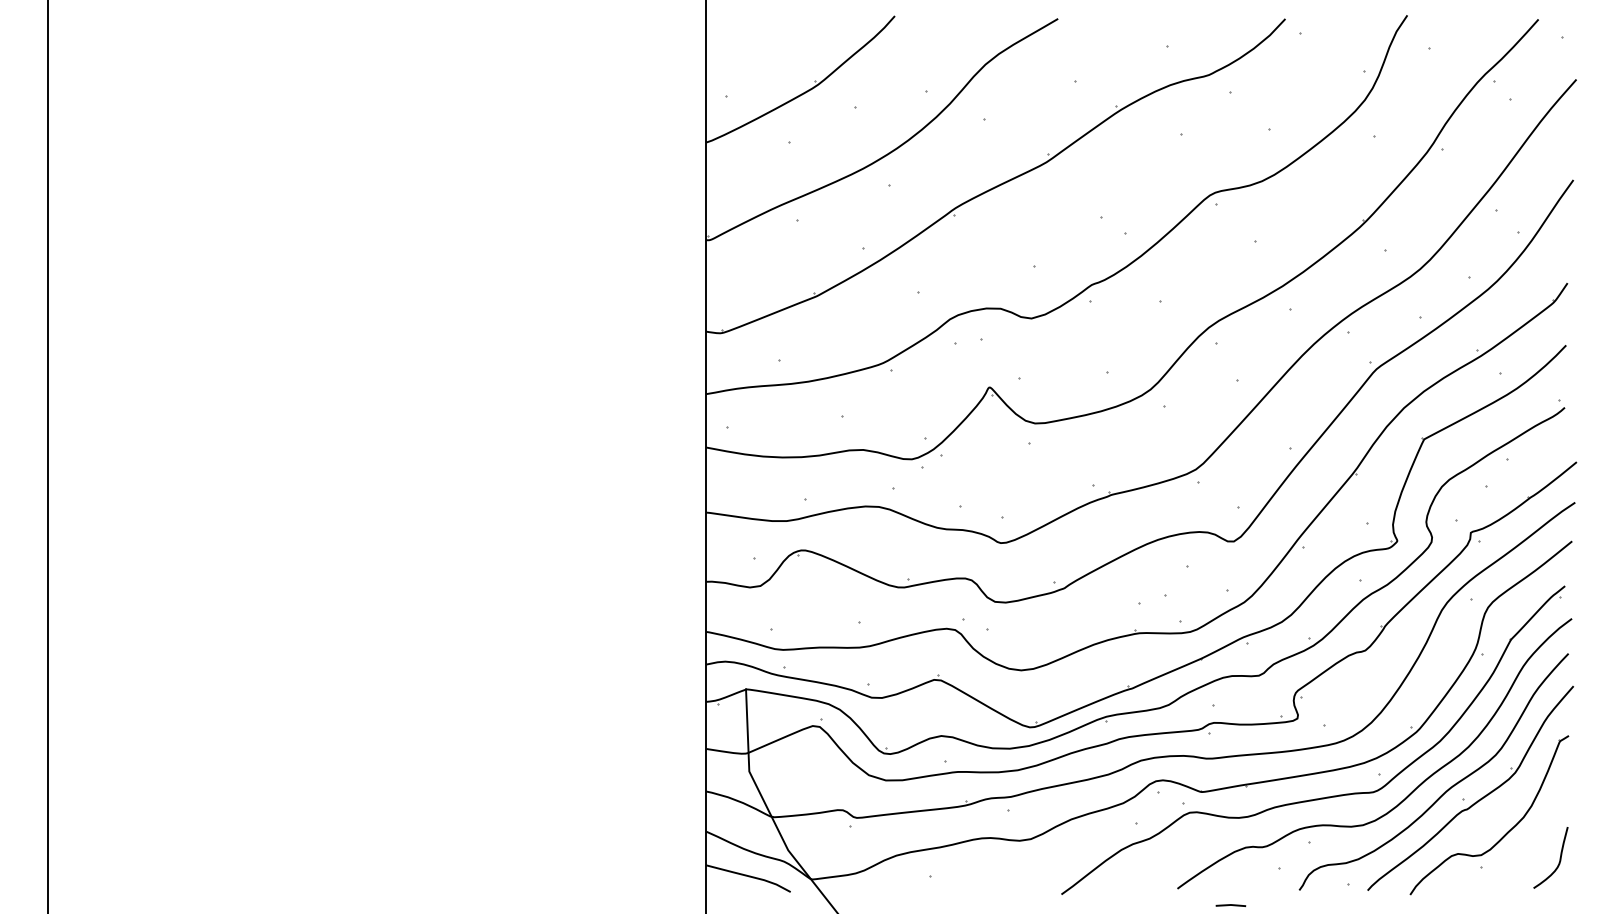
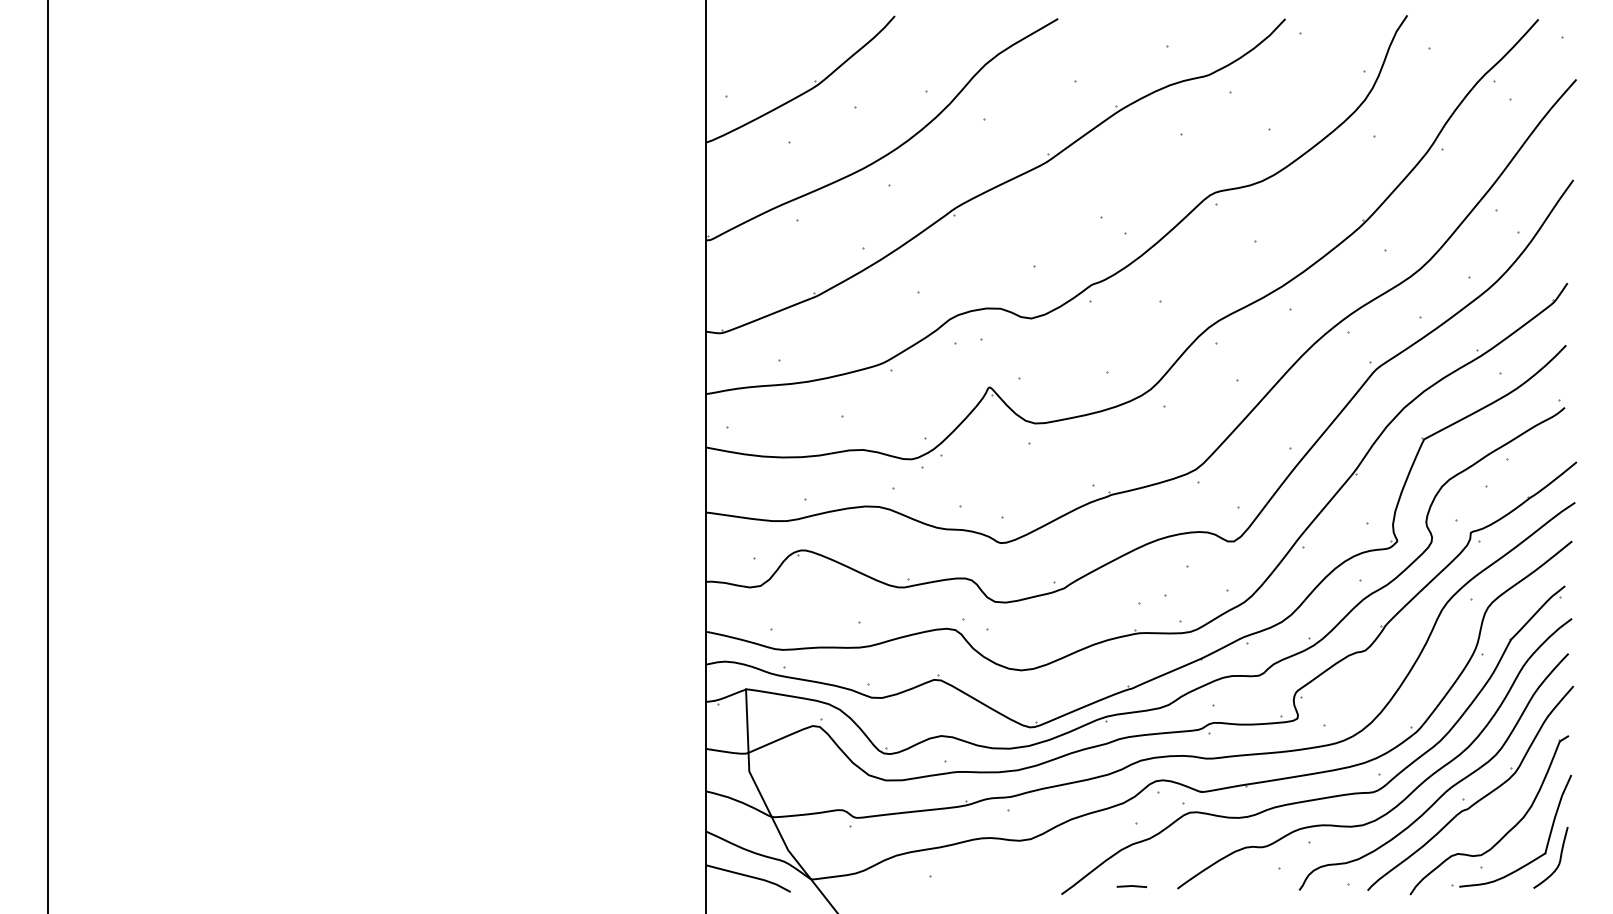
part: none -> present (1531, 860)
line position: (1230, 905) -> (1131, 886) (1131, 886)
